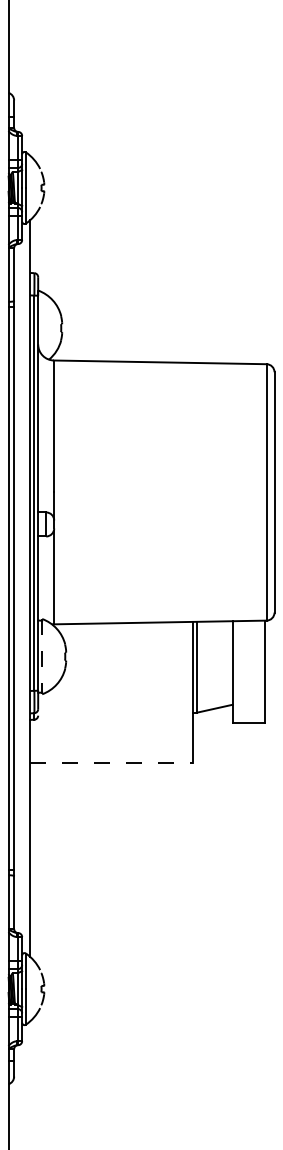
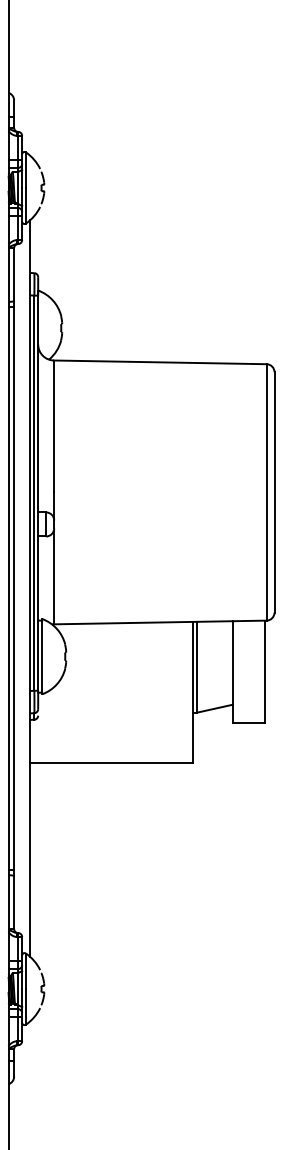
line: dashed -> solid (42, 656)
line: dashed -> solid (111, 763)
